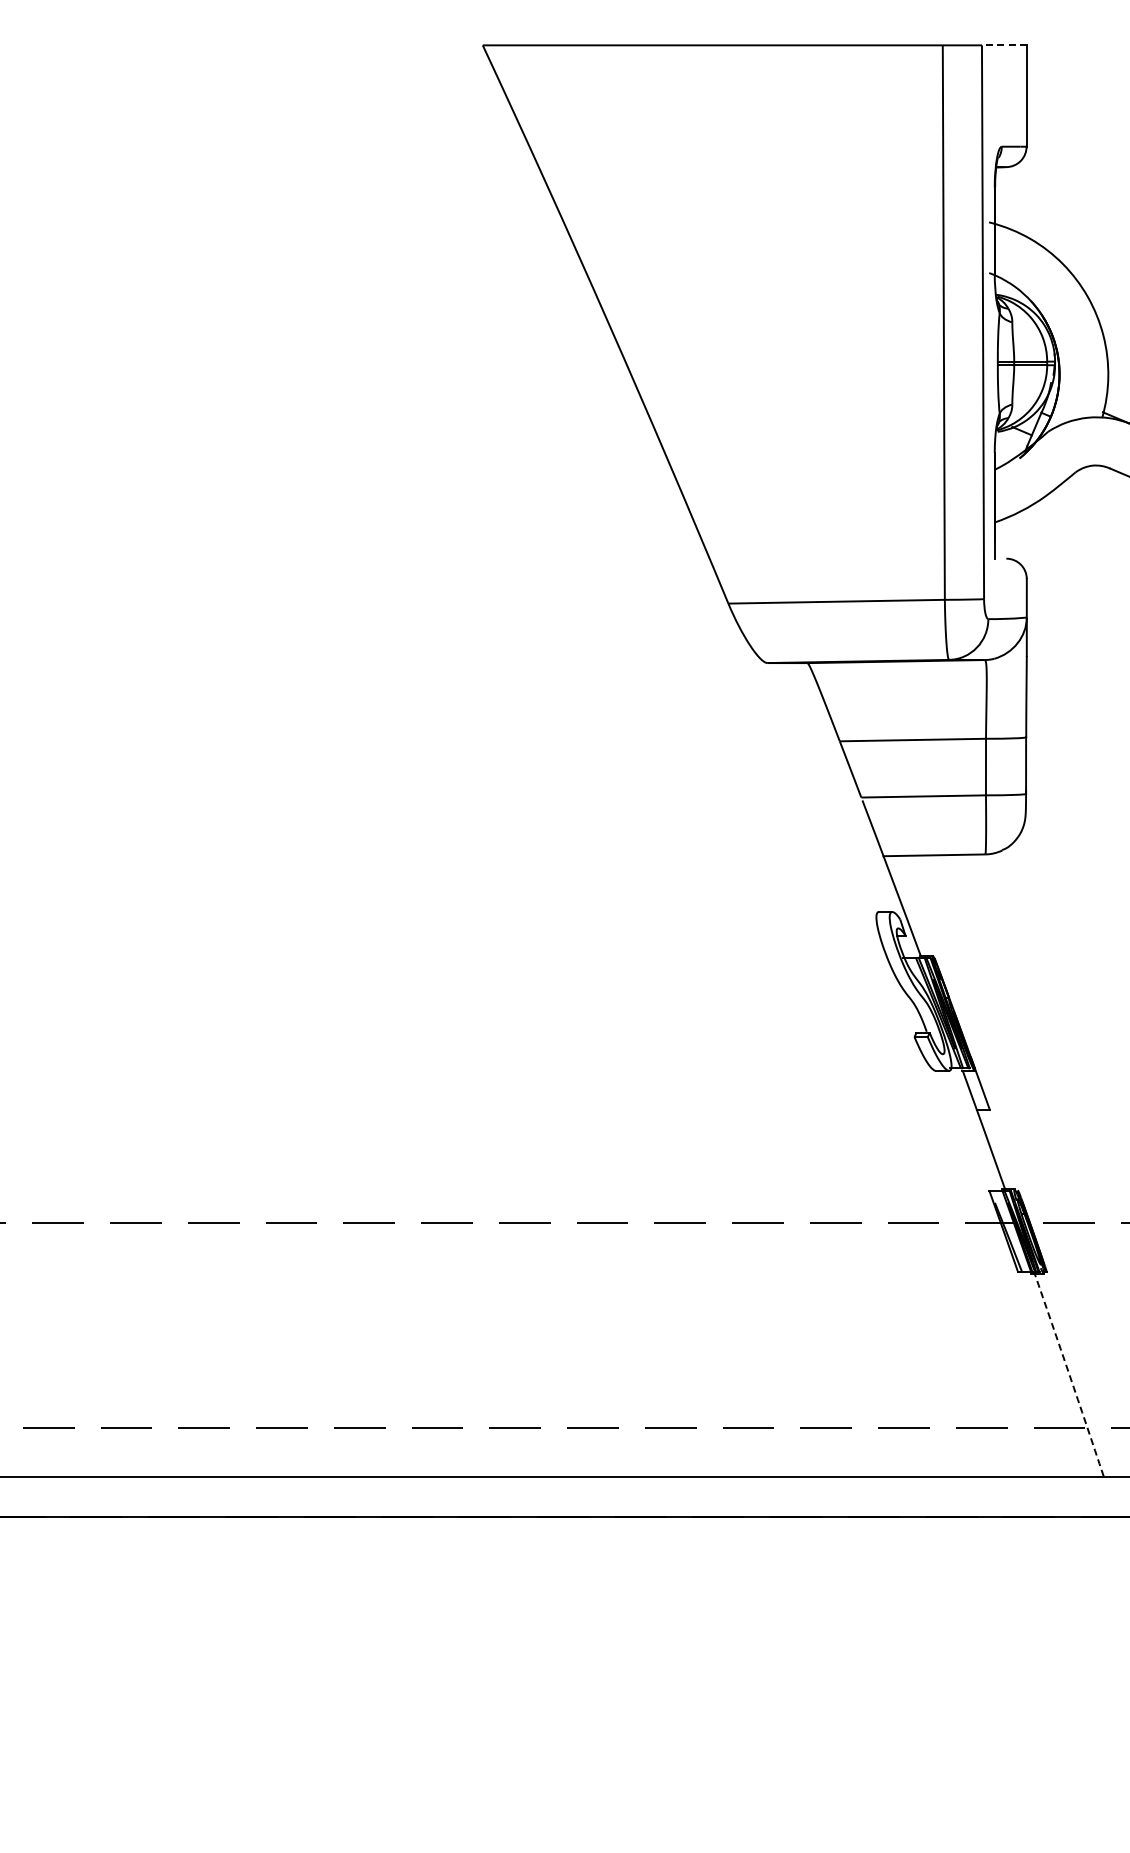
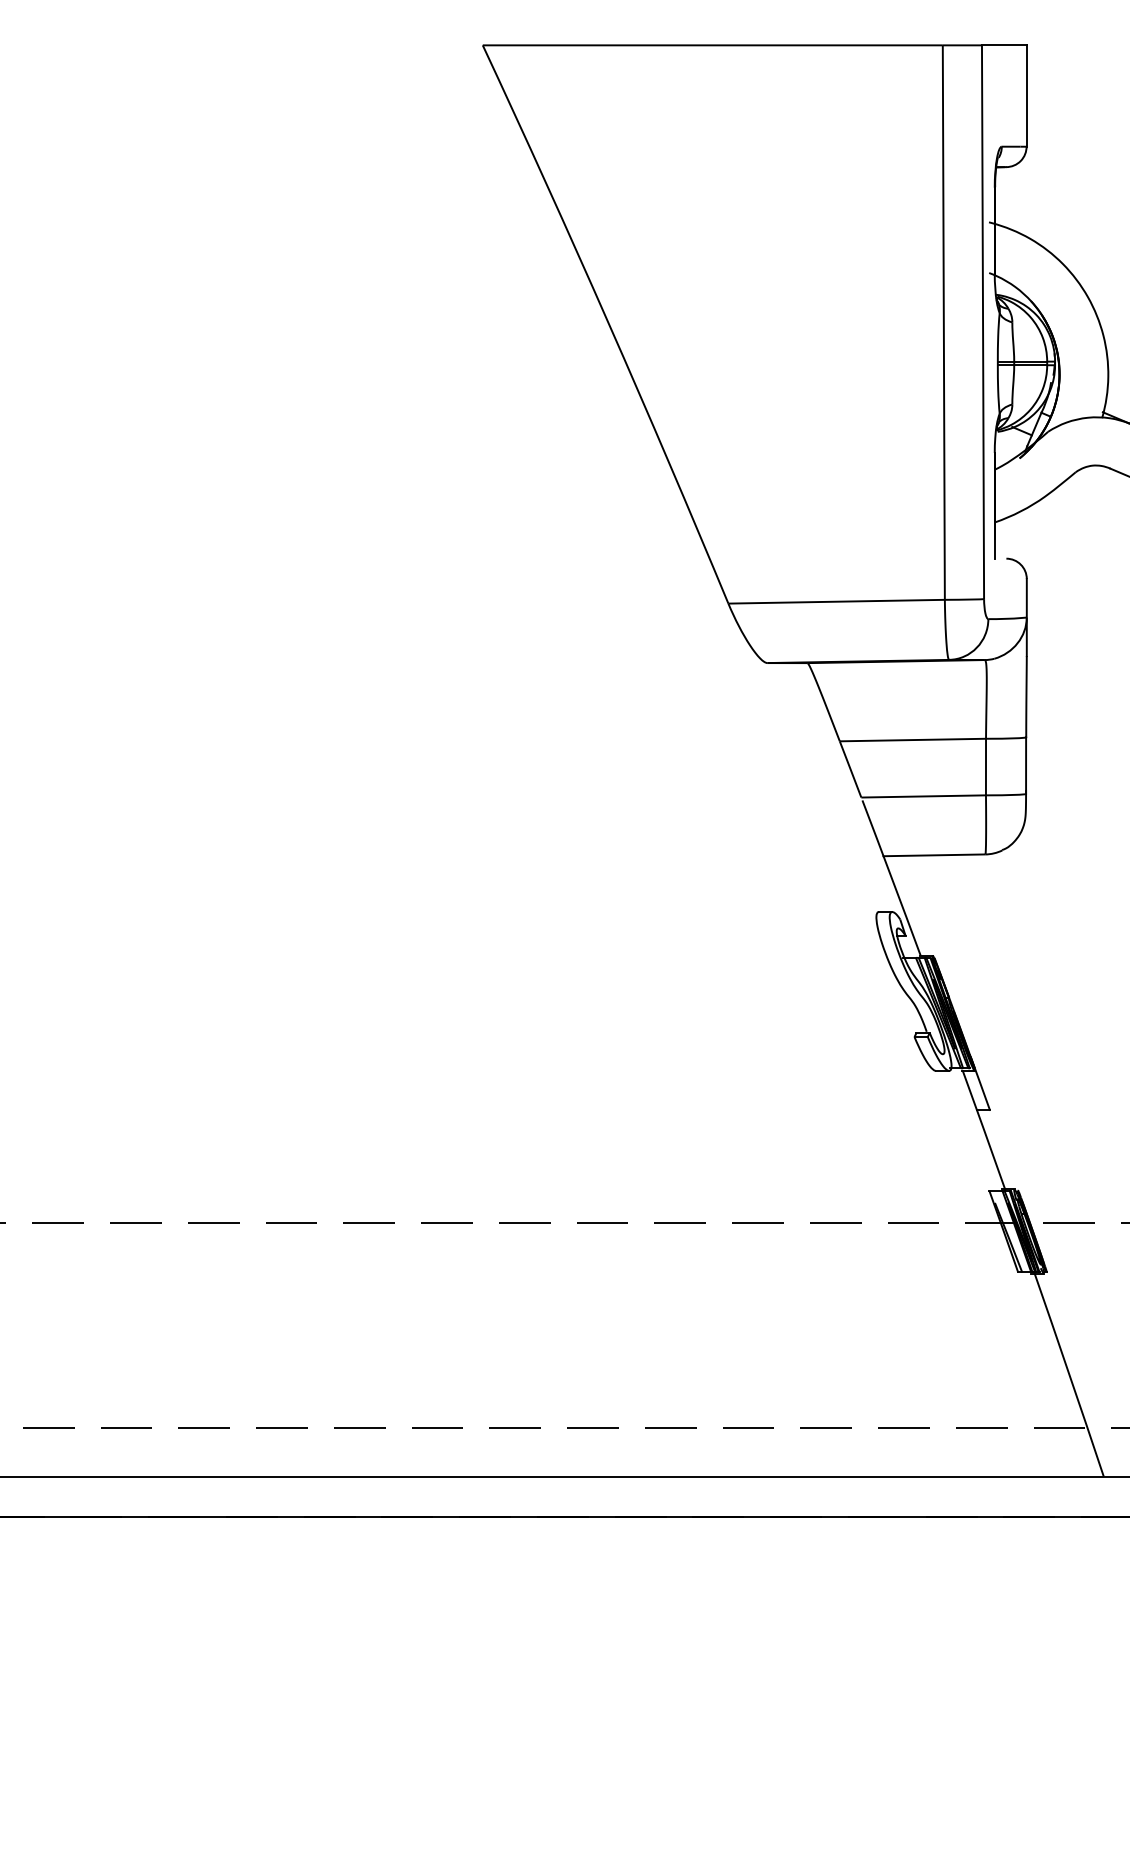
line: dashed -> solid (1003, 45)
arc: dashed -> solid (1069, 1374)
